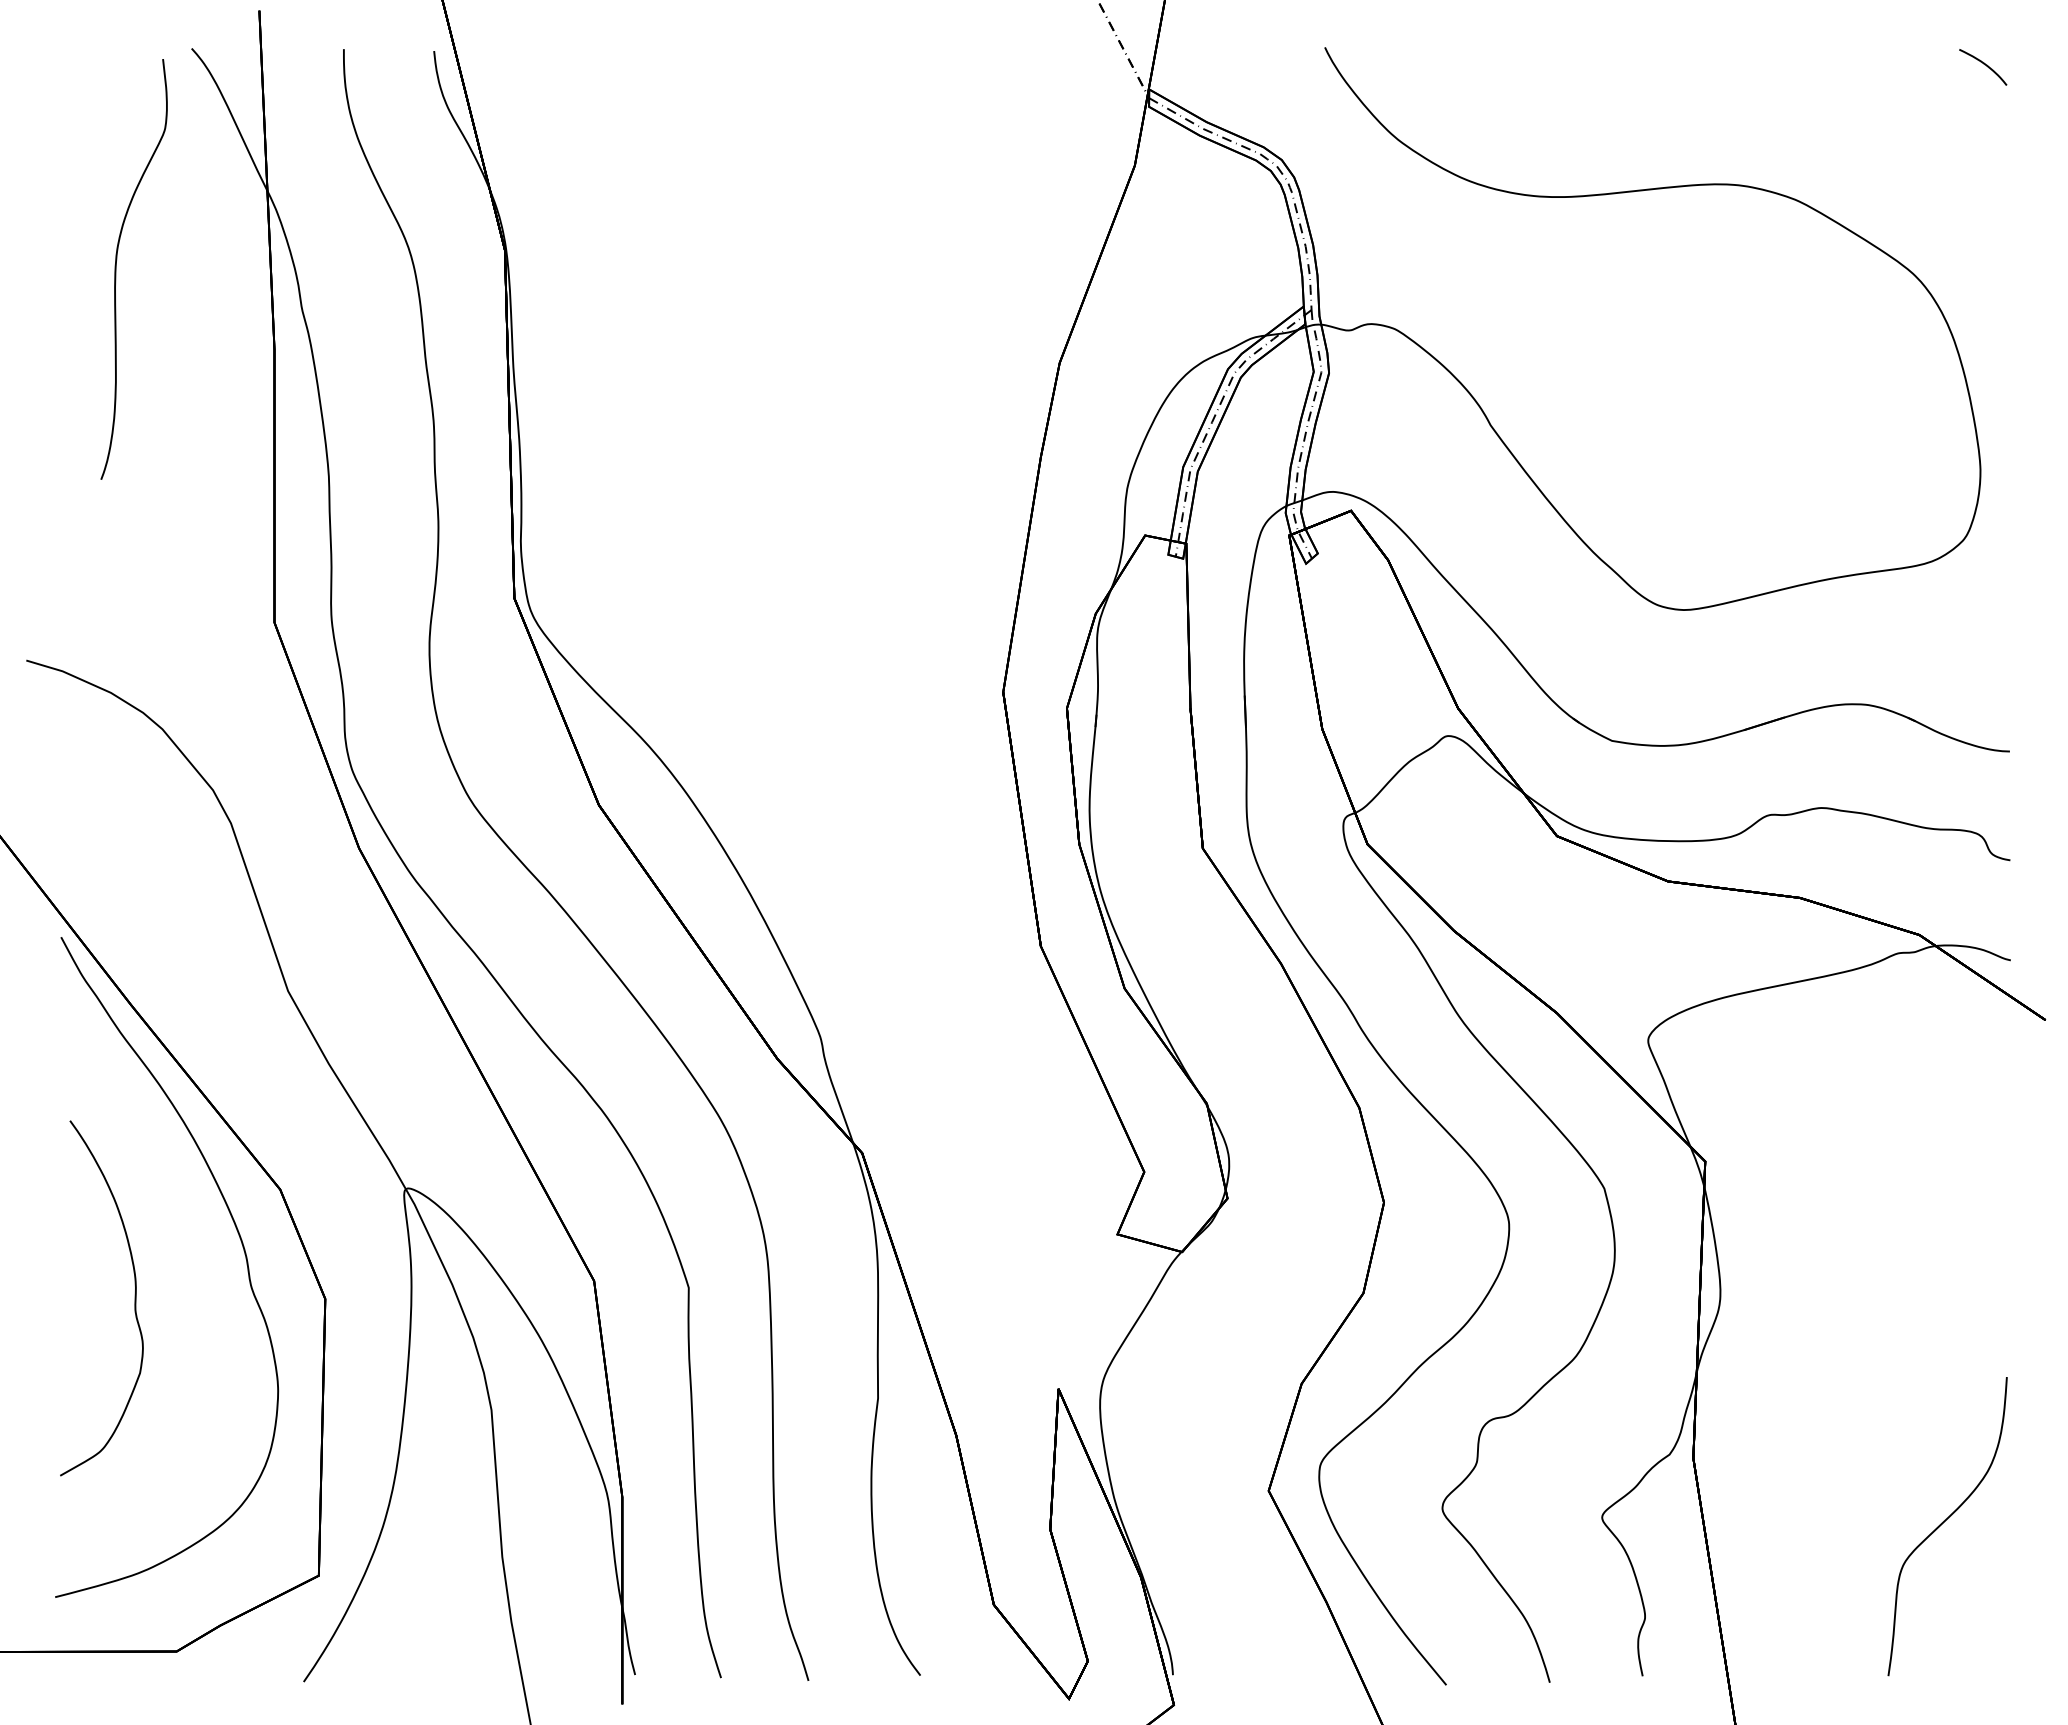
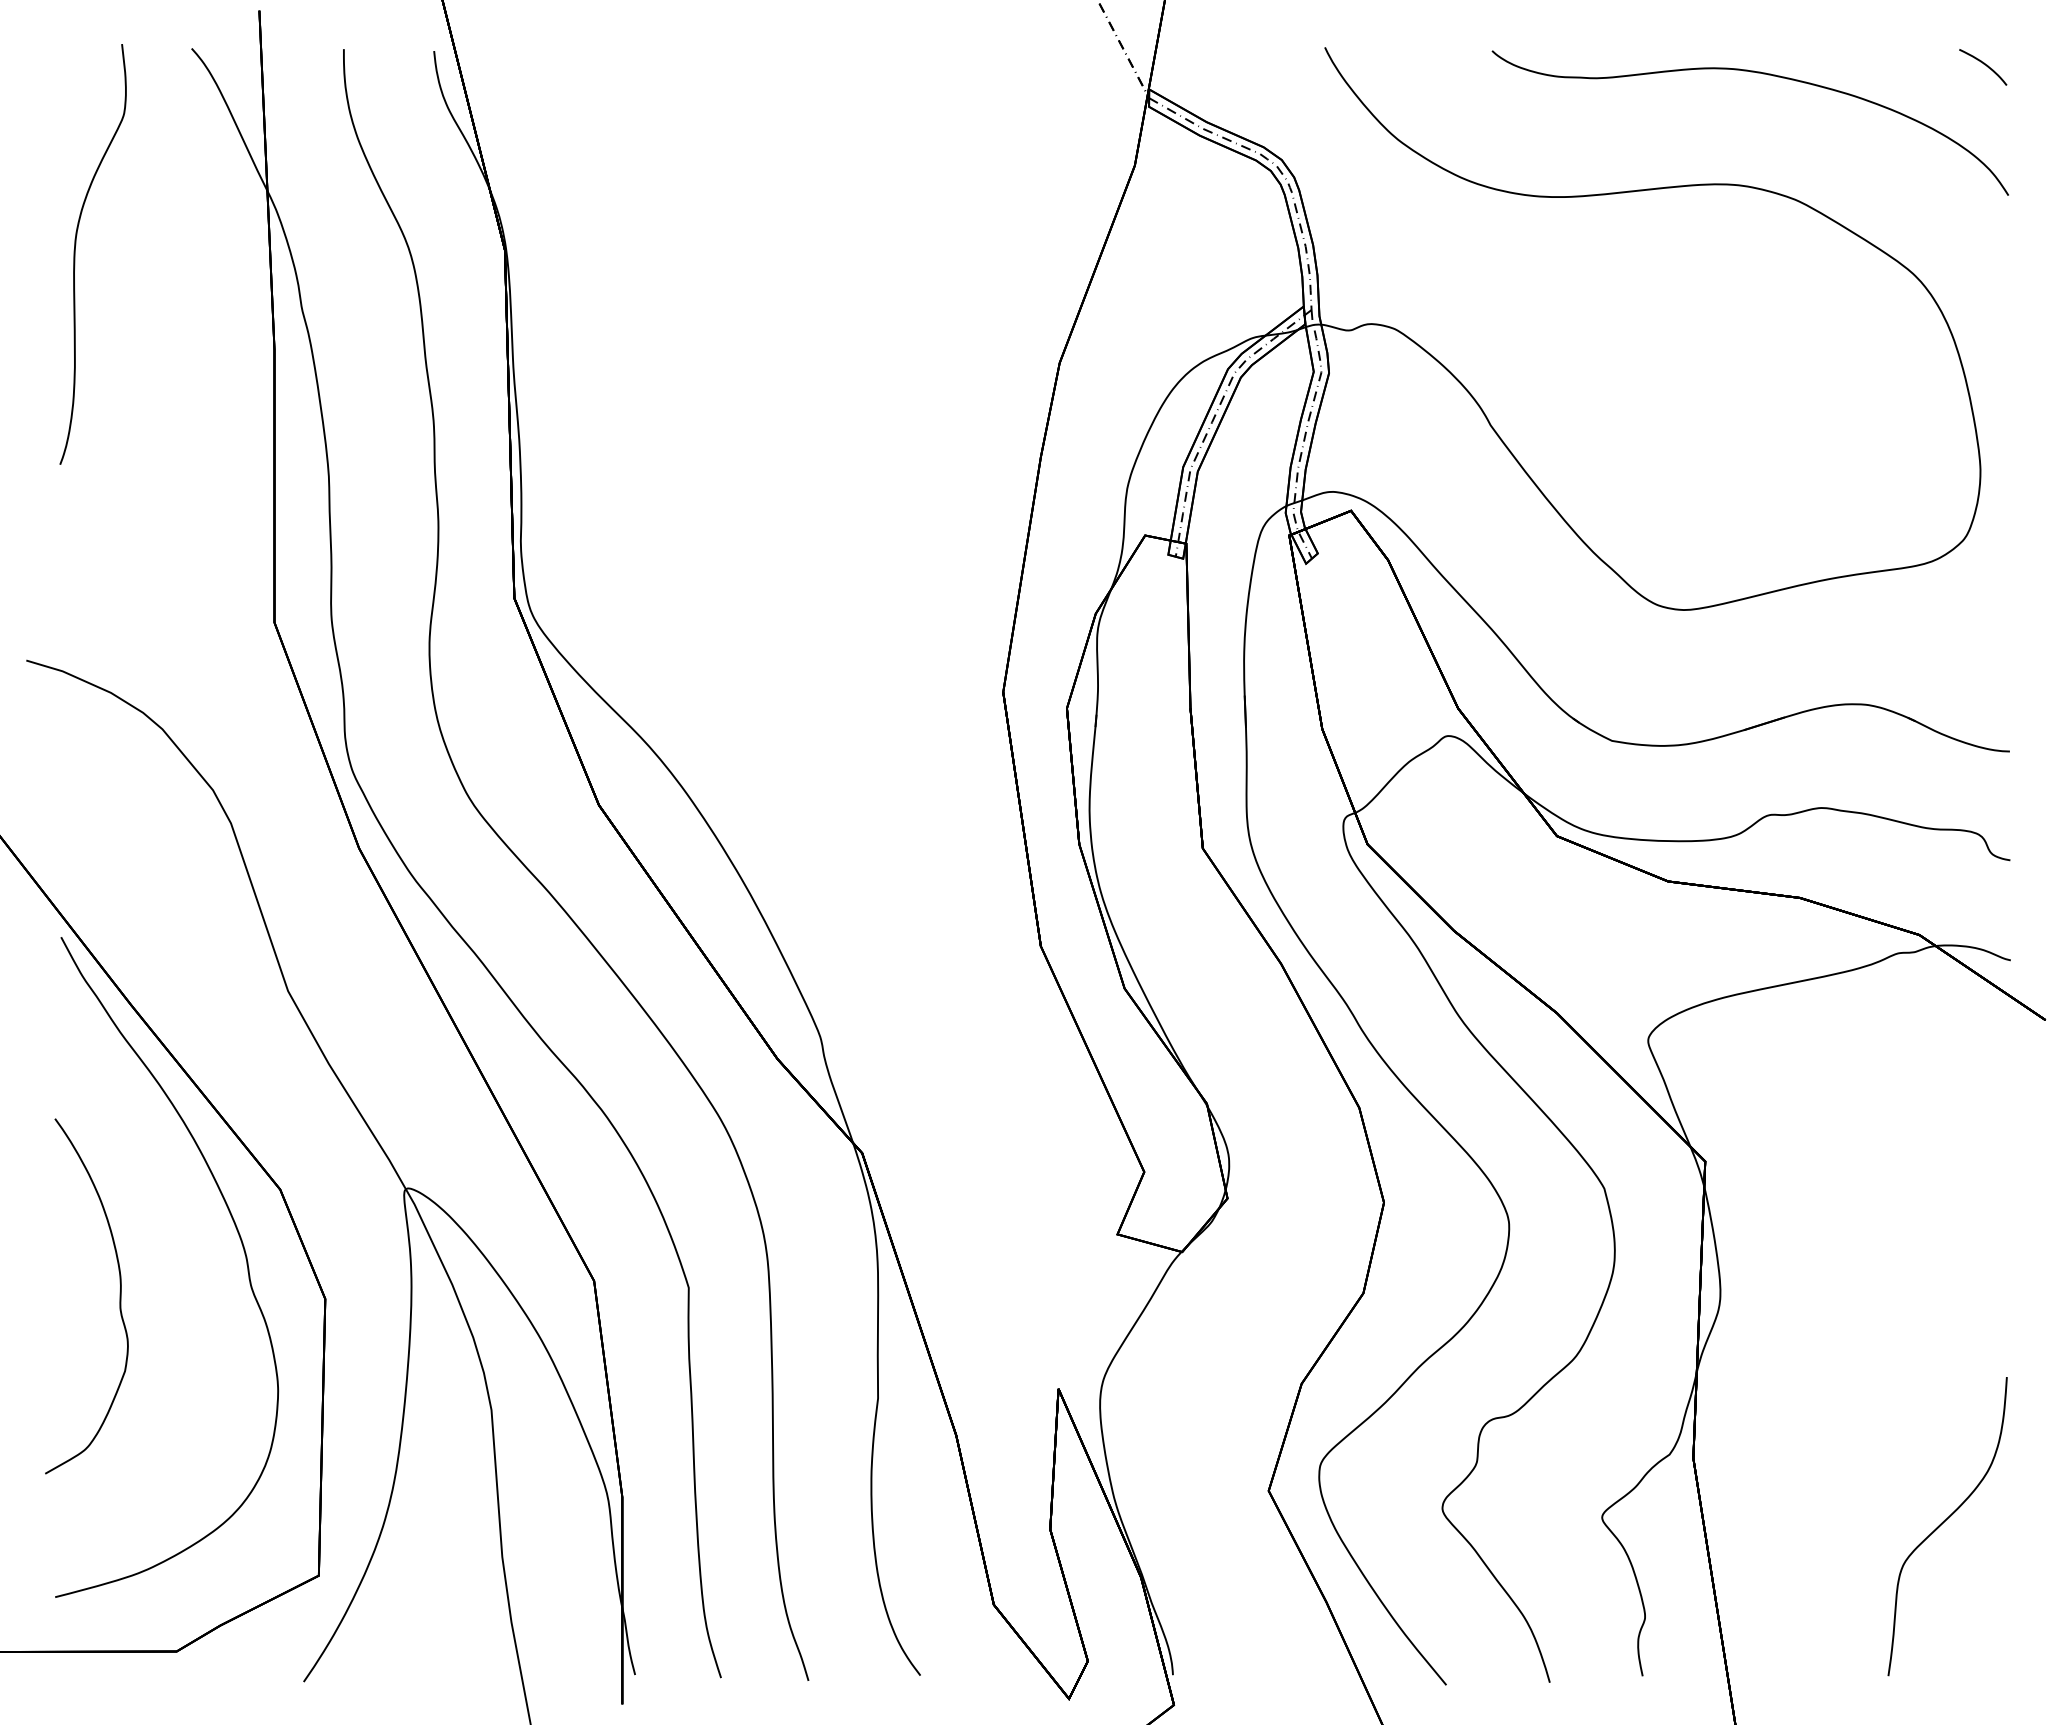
curve: none -> present (1757, 73)
curve position: (116, 269) -> (75, 254) (75, 254)
curve position: (134, 1298) -> (119, 1296) (119, 1296)
